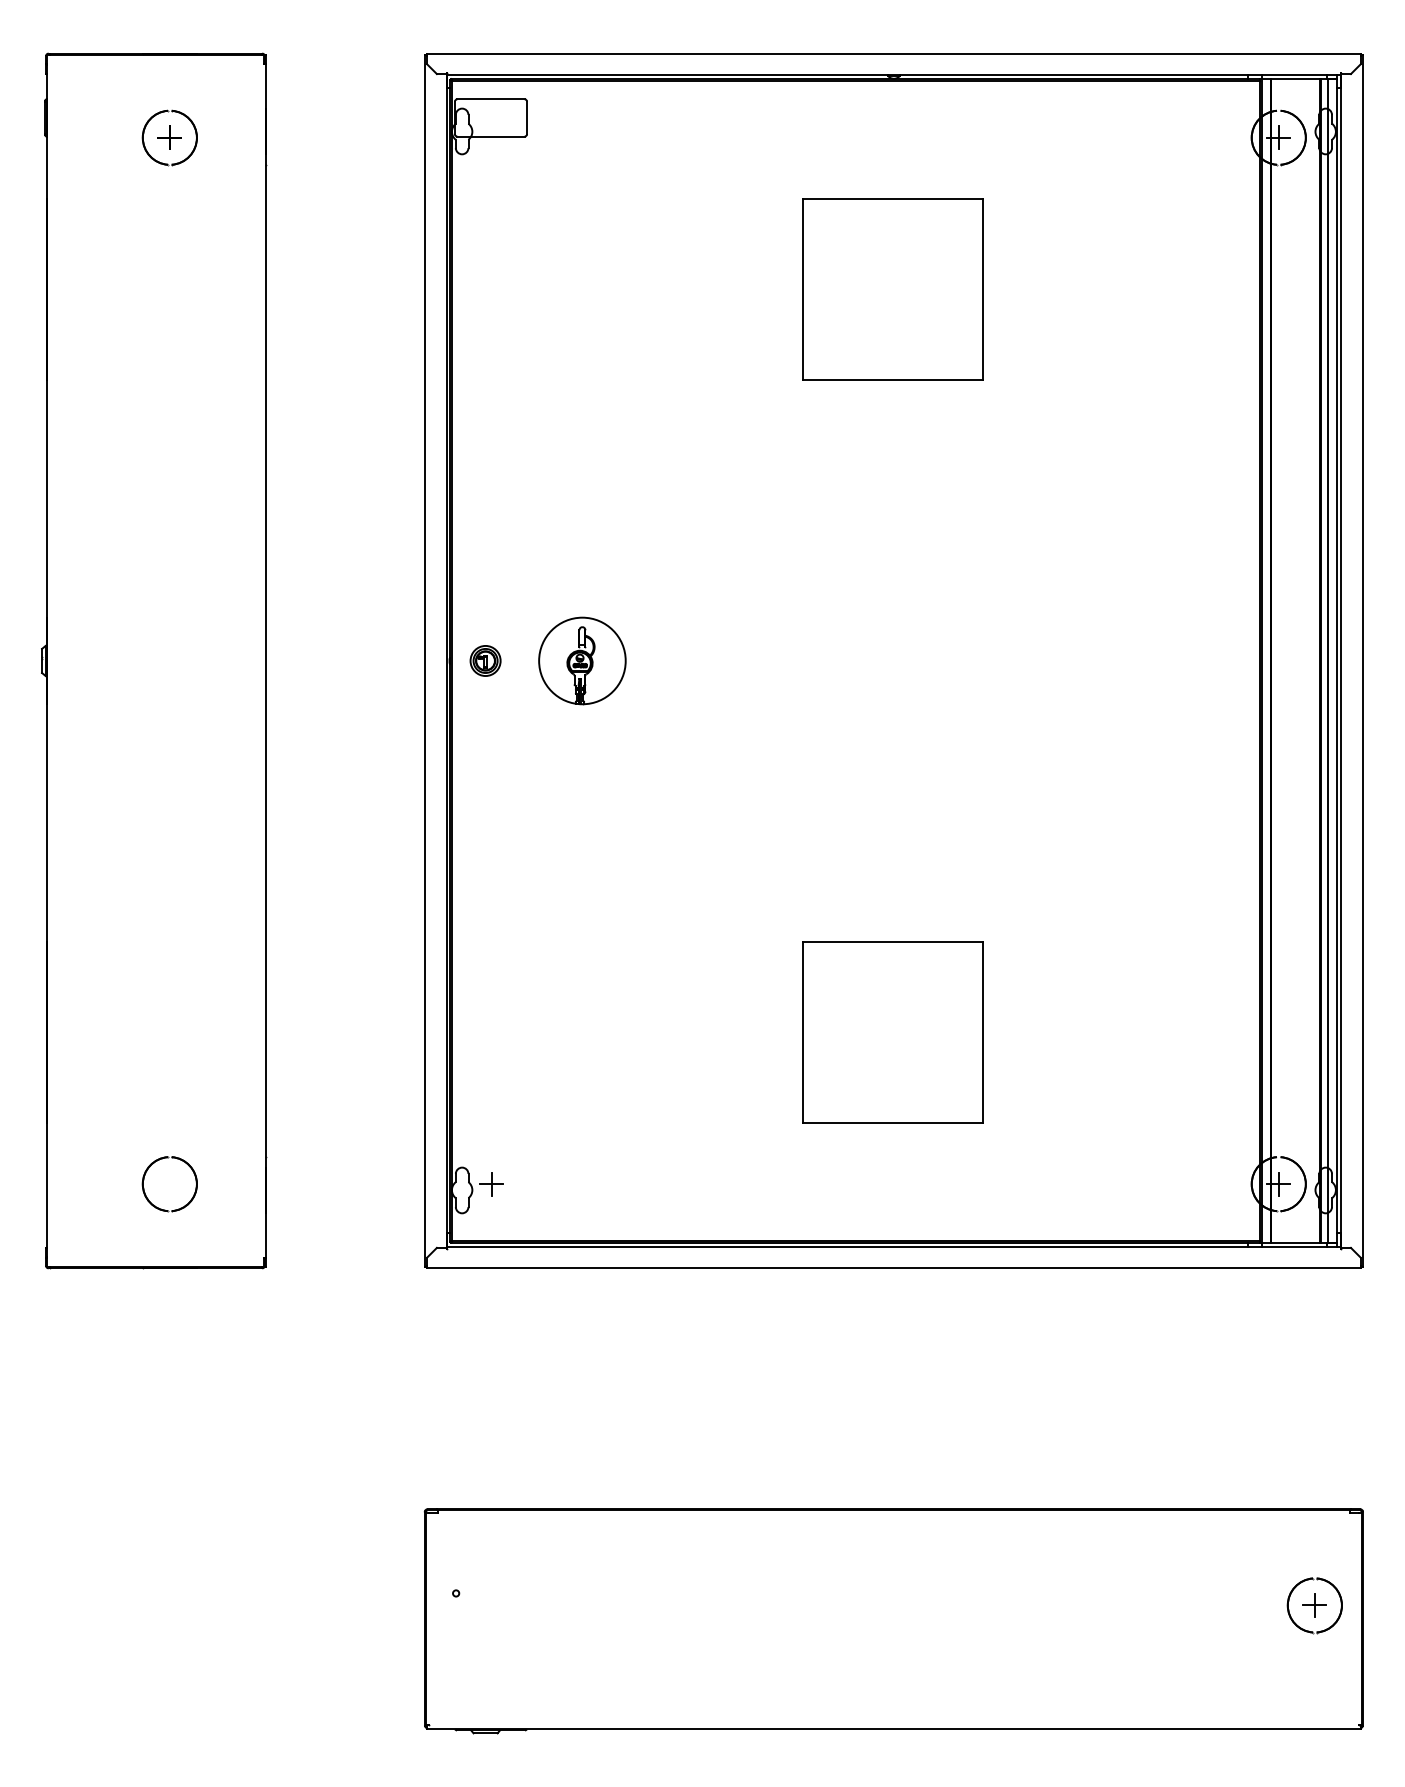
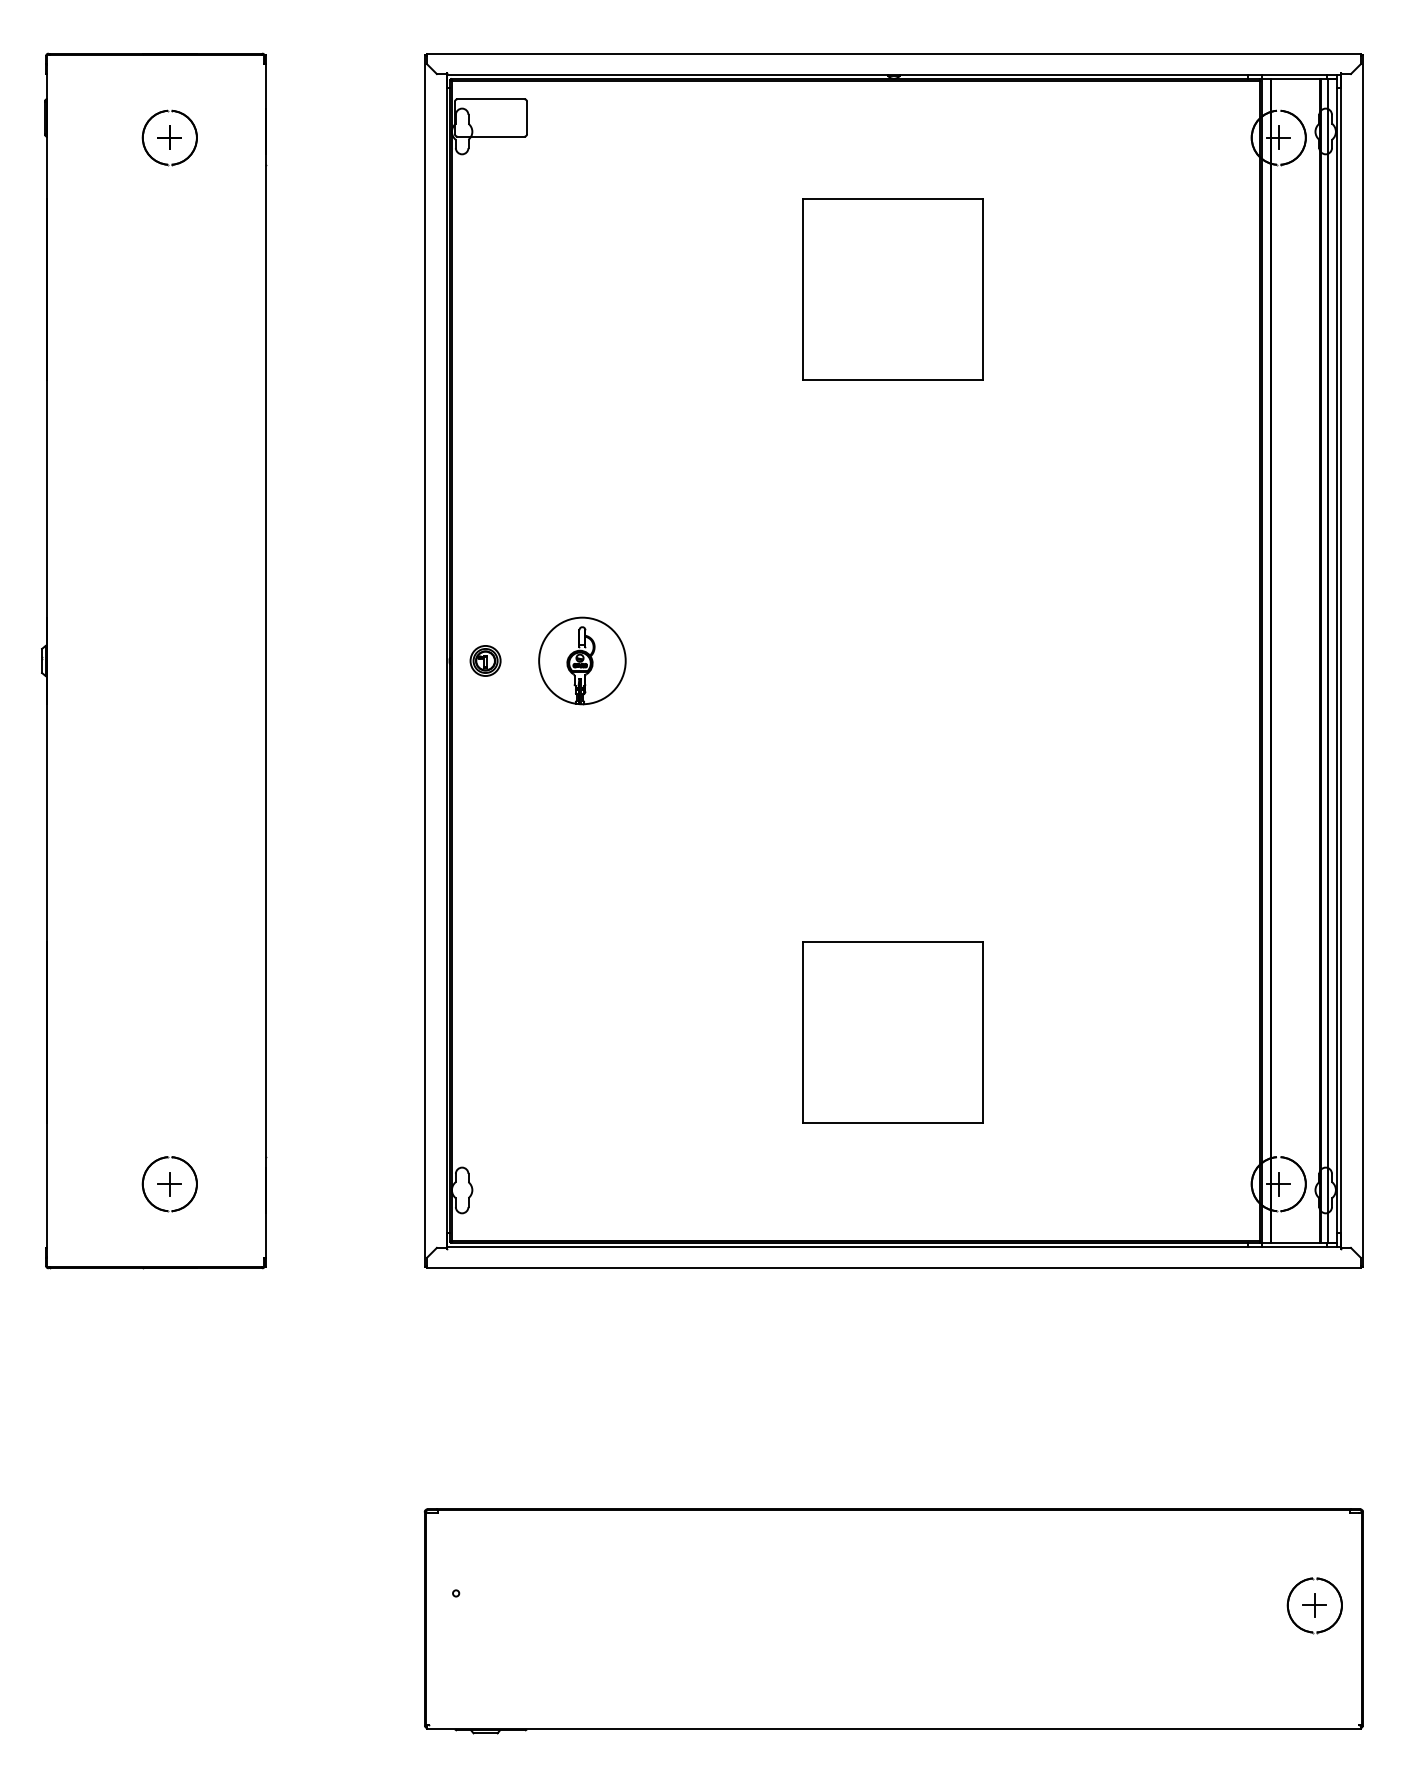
part position: (491, 1184) -> (169, 1184) (169, 1184)
